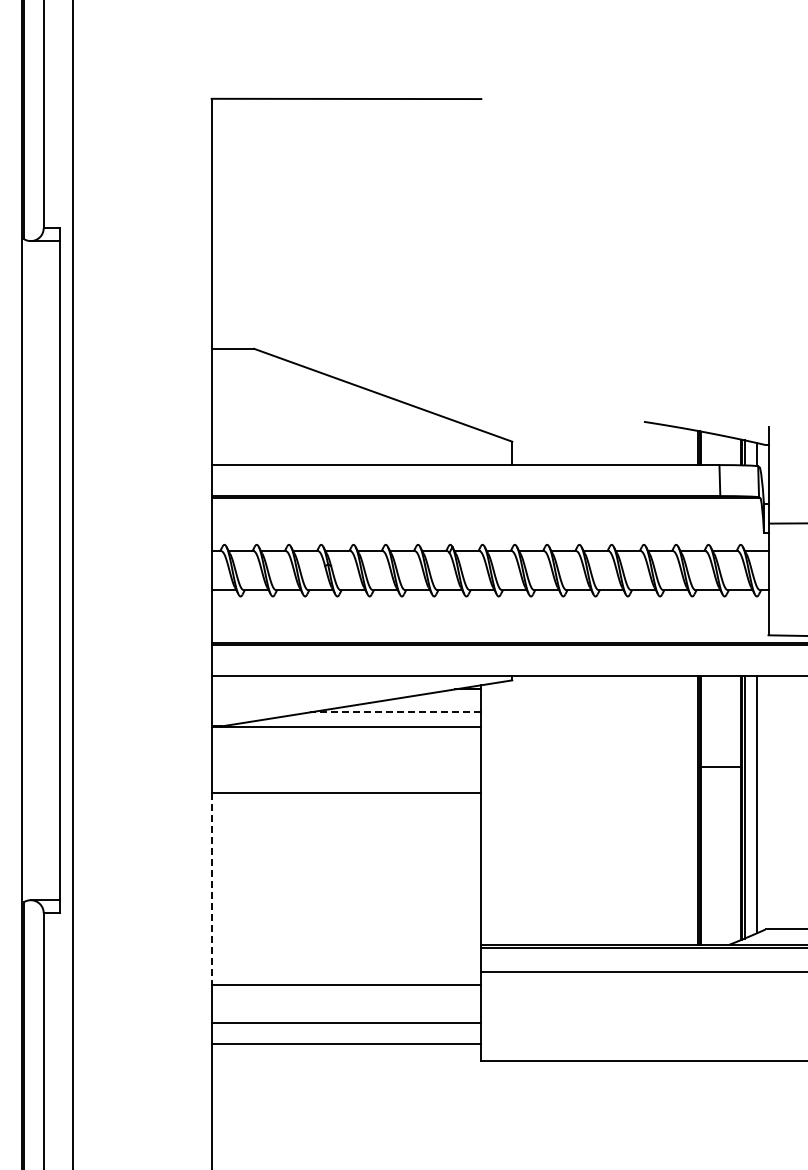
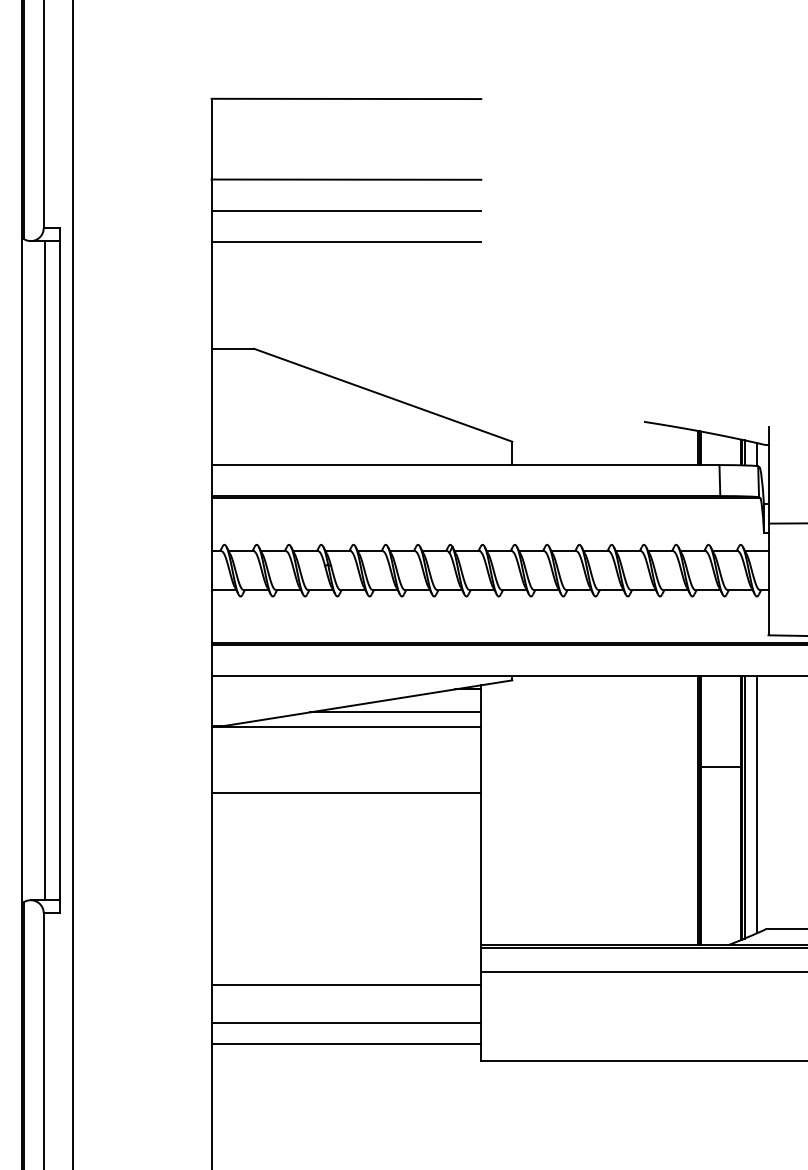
line: none -> present (346, 179)
line: none -> present (346, 211)
line: none -> present (346, 241)
line: none -> present (45, 570)
line: dashed -> solid (395, 712)
line: dashed -> solid (211, 889)
